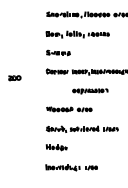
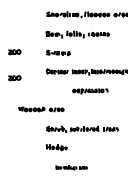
part: none -> present (14, 52)
part position: (69, 109) -> (41, 109) (41, 109)
part size: 53x8 px -> 33x6 px (71, 167)
